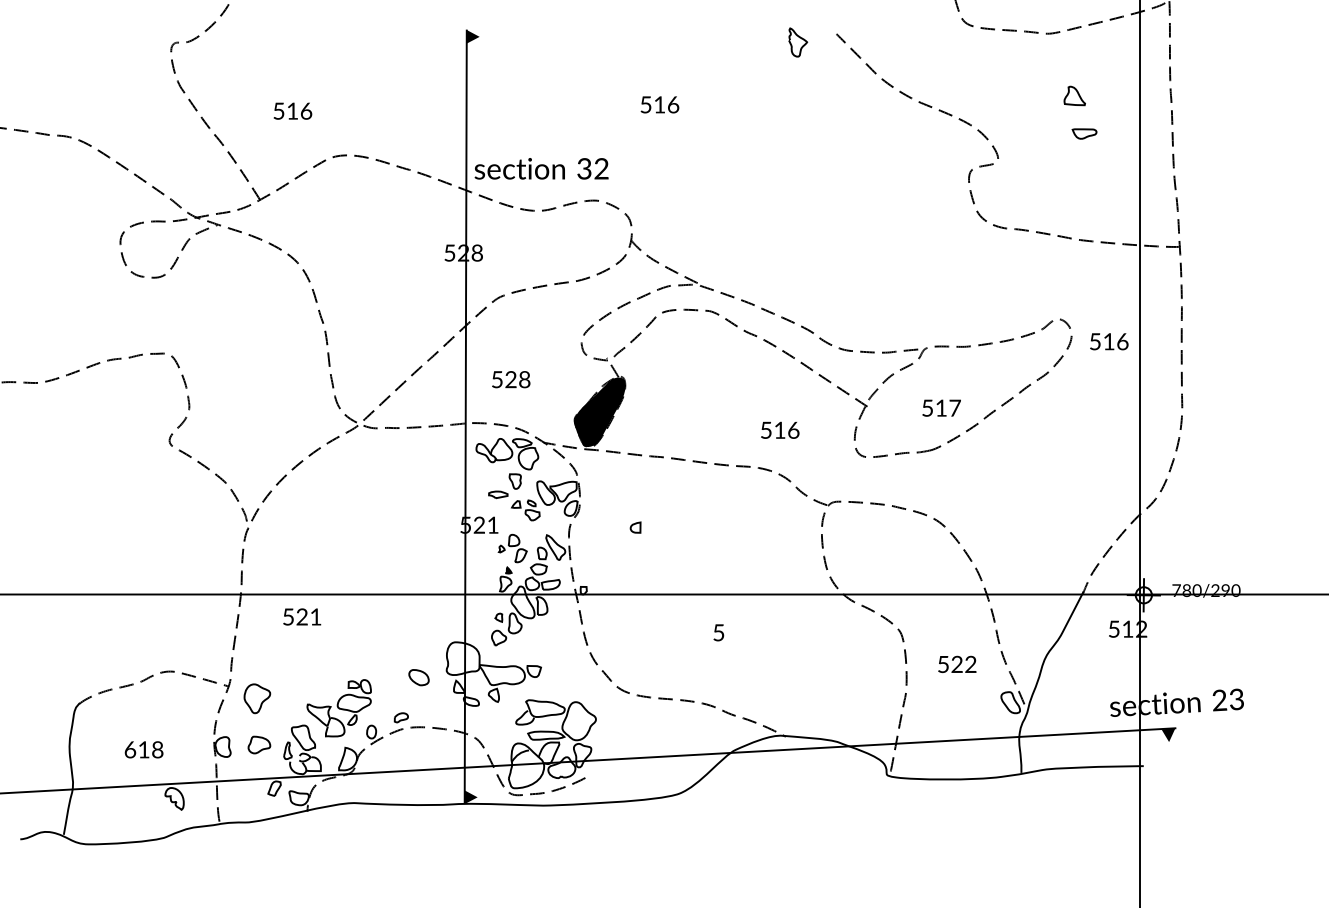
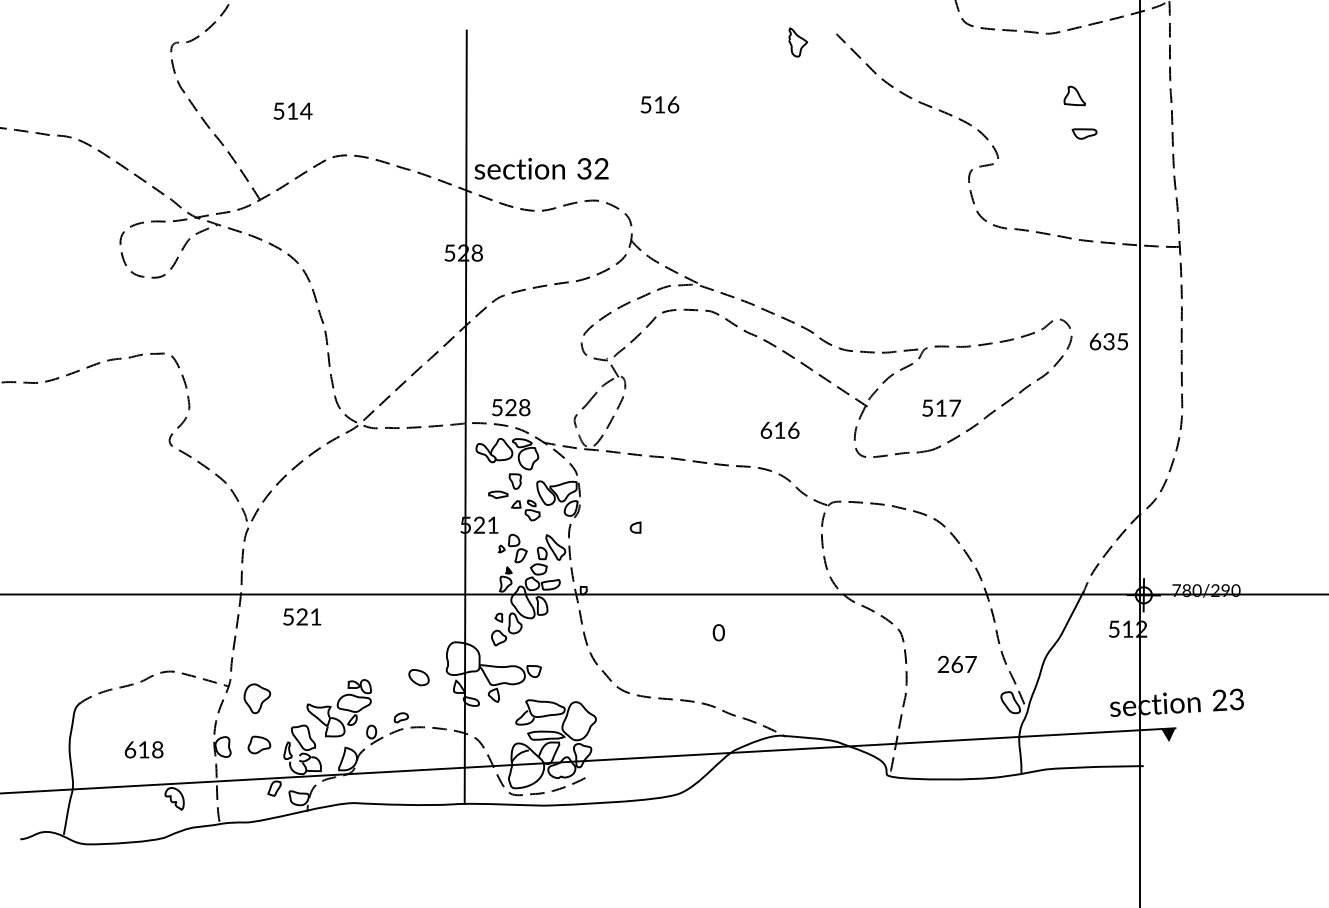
fill: present -> none (472, 36)
text: 516 -> 514 (306, 111)
text: 516 -> 635 (1108, 341)
text position: (511, 379) -> (511, 407) (511, 407)
fill: present -> none (599, 412)
text: 516 -> 616 (766, 429)
text: 5 -> 0 (718, 632)
text: 522 -> 267 (956, 664)
fill: present -> none (470, 797)
